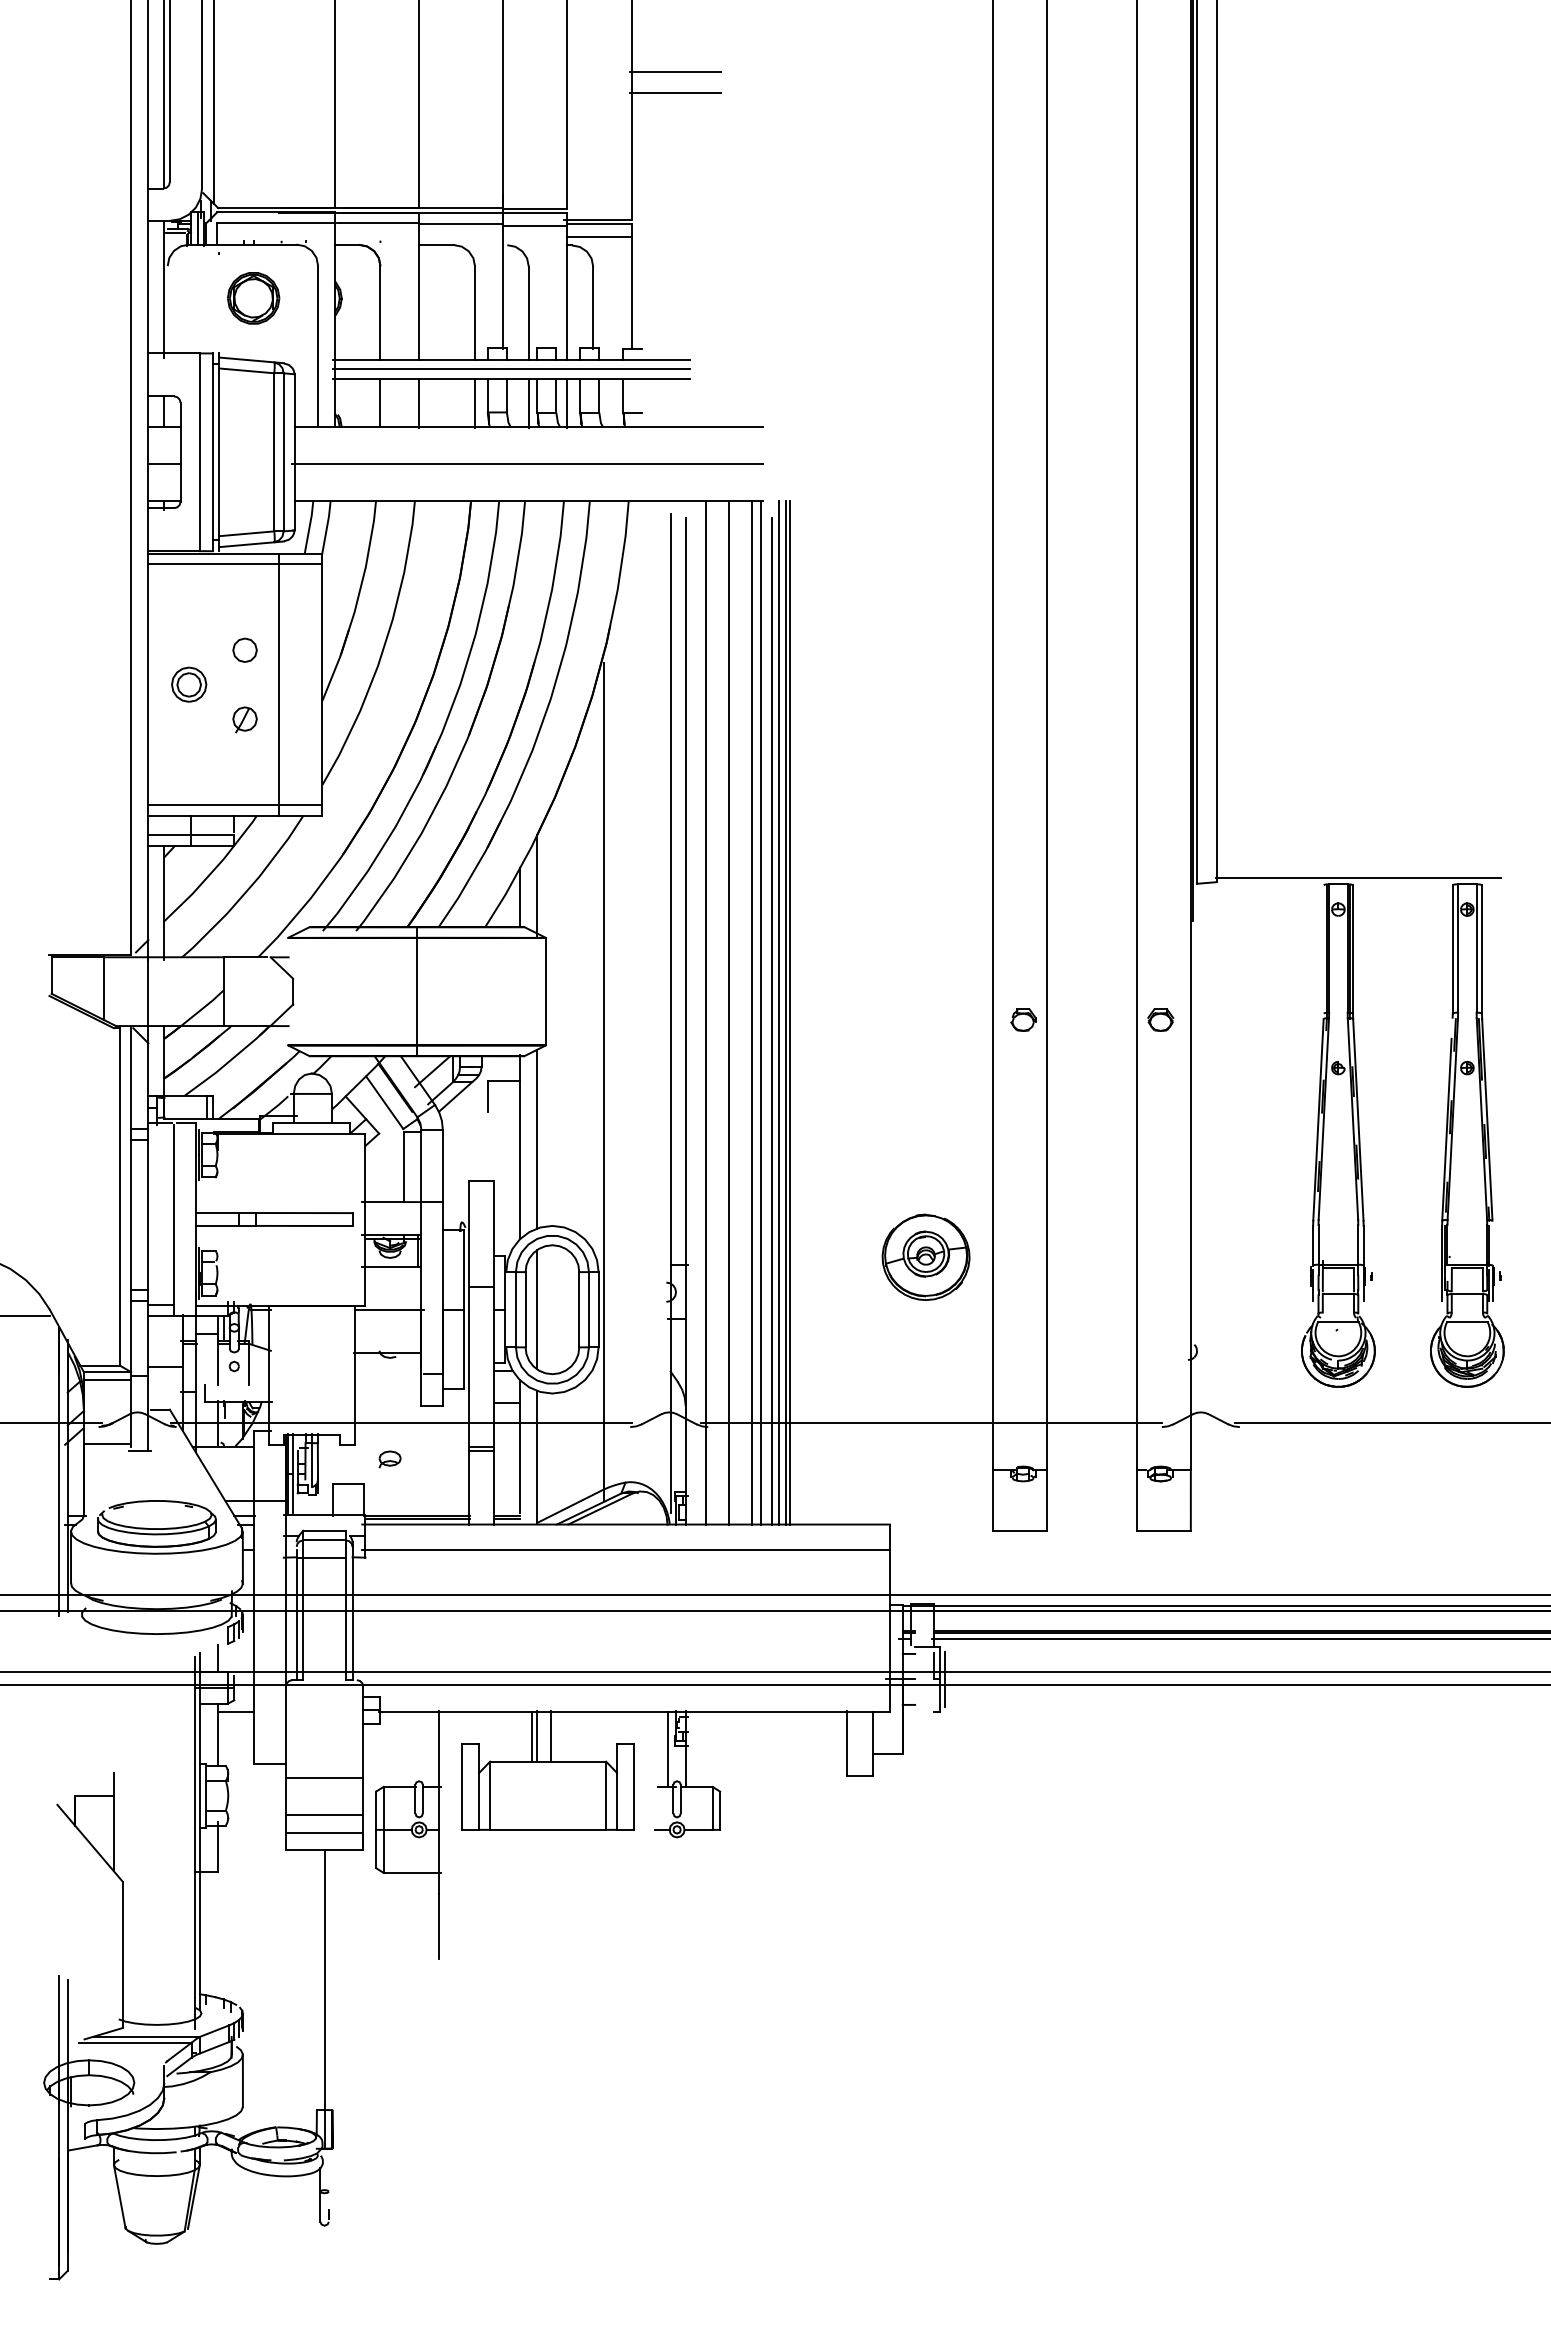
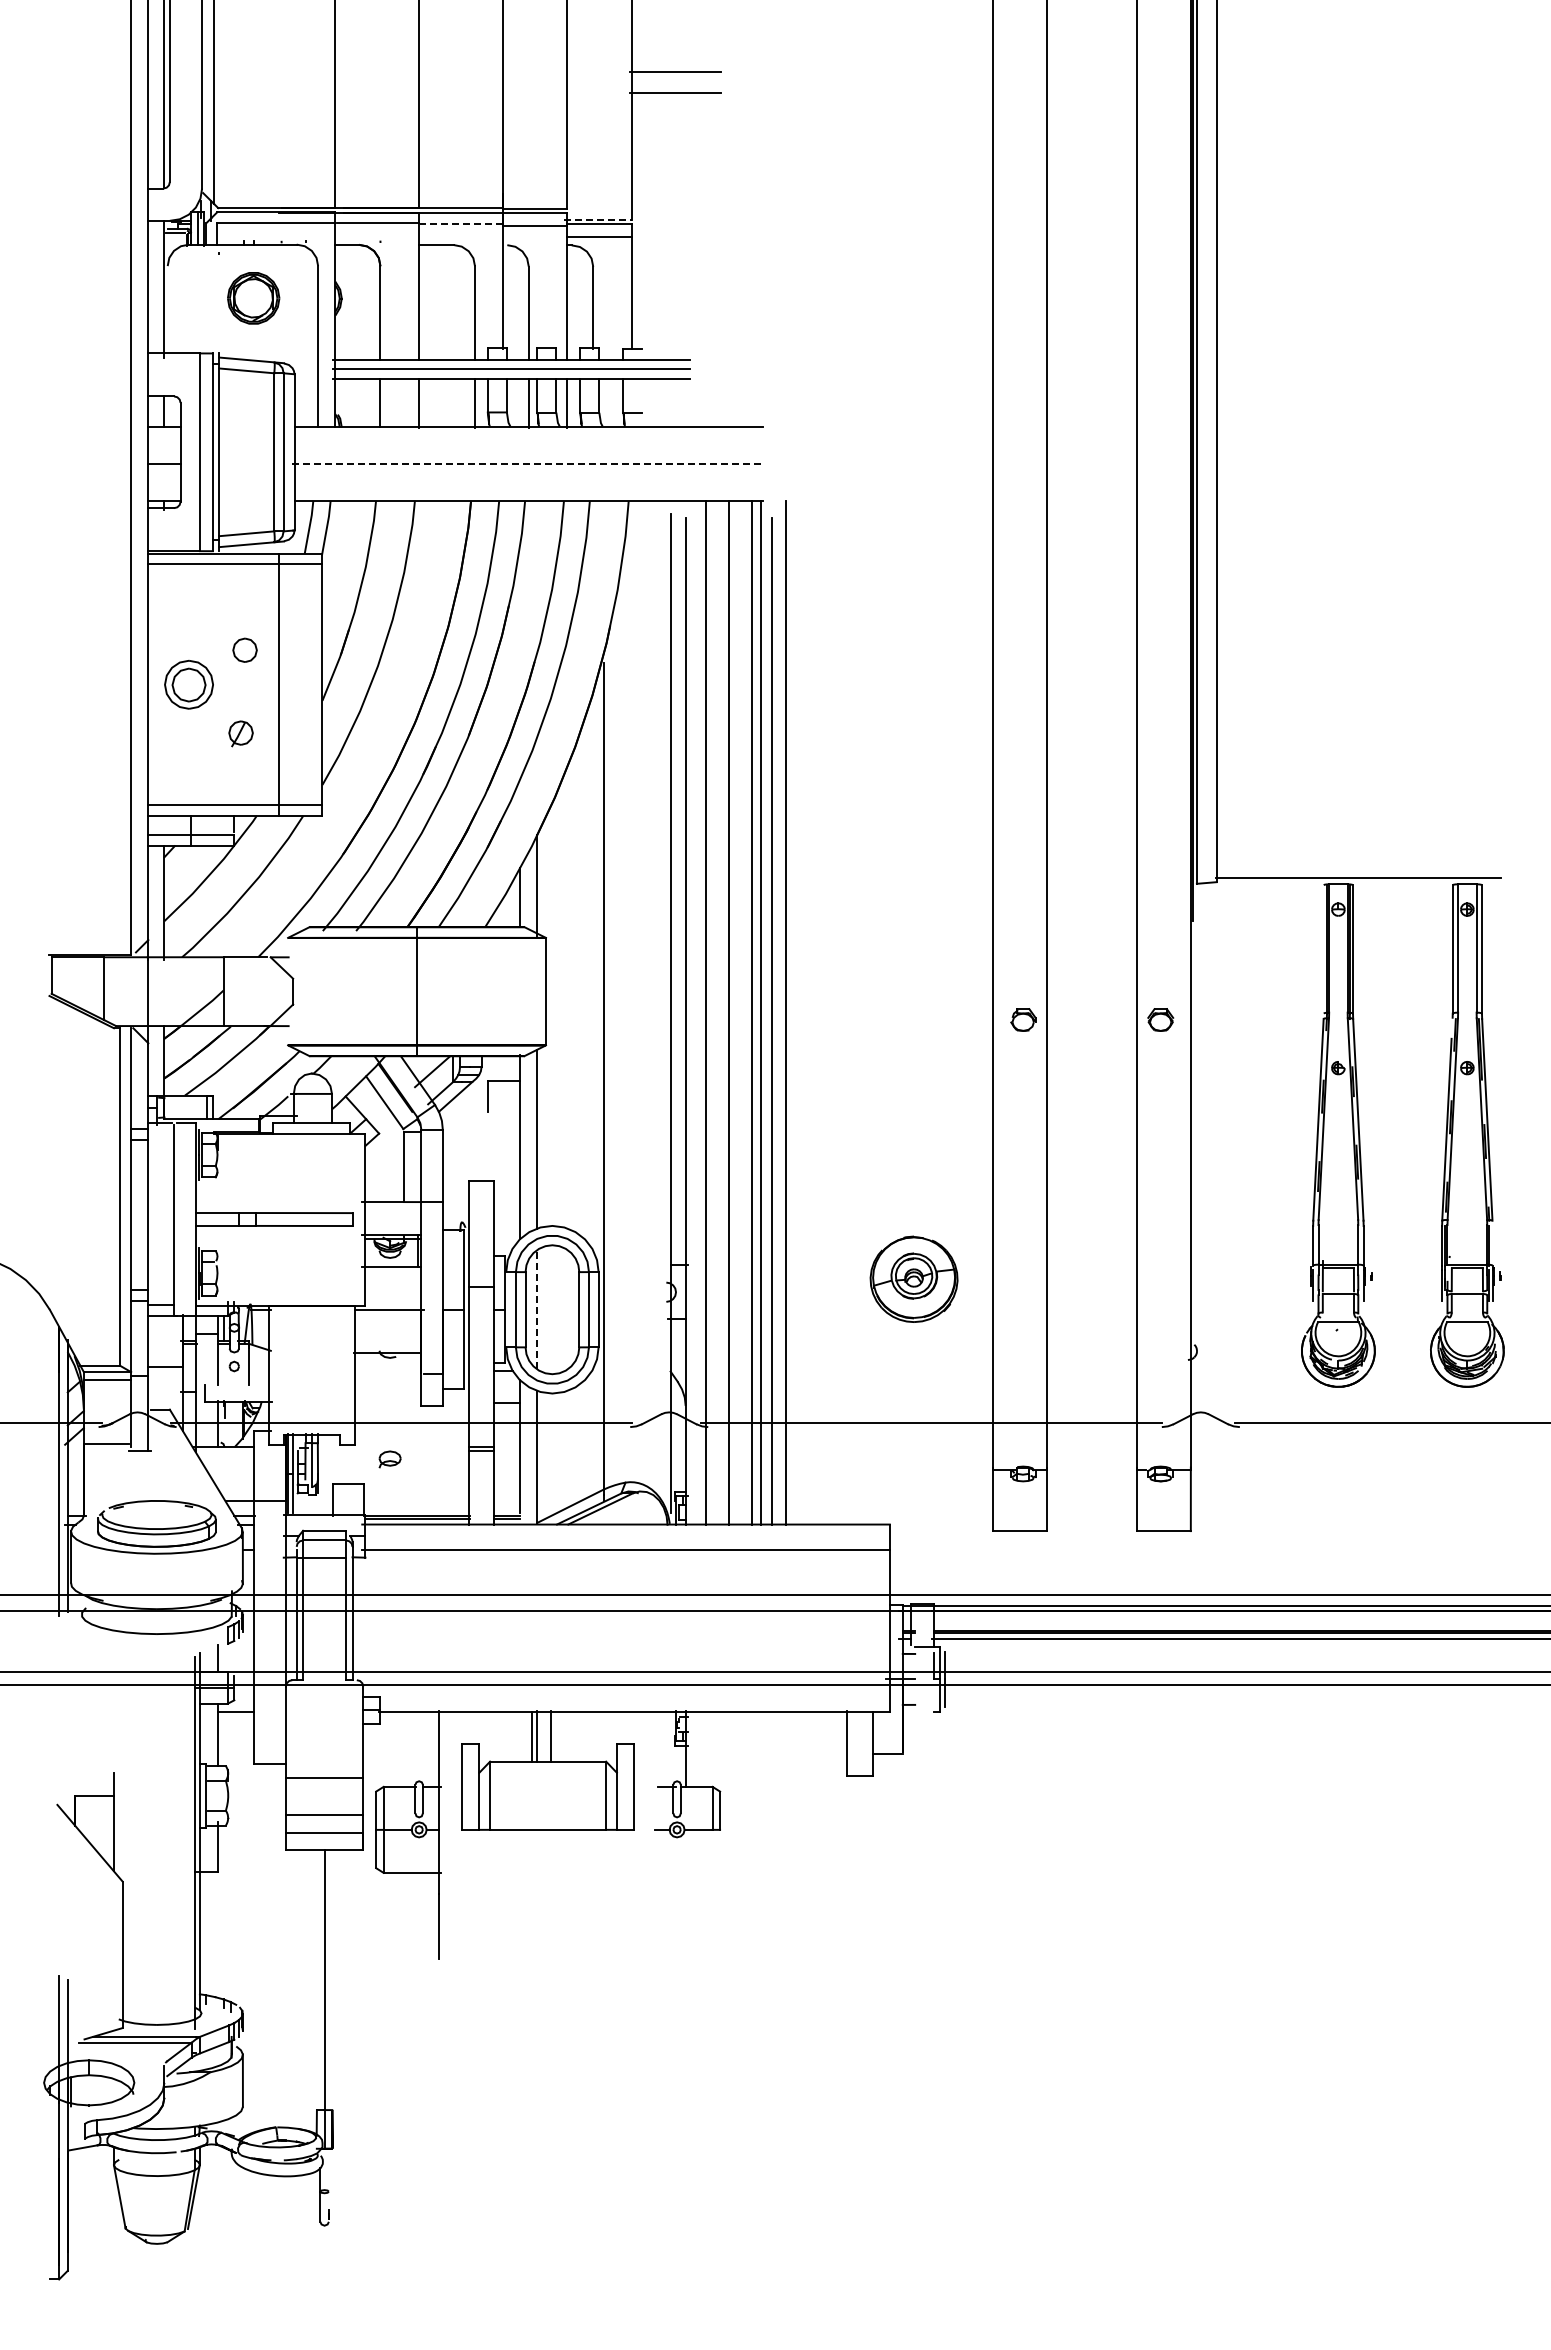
line: solid -> dashed (598, 219)
line: solid -> dashed (461, 223)
line: solid -> dashed (528, 463)
part size: 37x37 px -> 50x50 px (188, 684)
part position: (244, 719) -> (240, 733) (240, 733)
line: present -> none (779, 1012)
line: present -> none (790, 1013)
part position: (925, 1256) -> (913, 1278) (913, 1278)
line: solid -> dashed (537, 1309)
line: present -> none (26, 1315)
line: present -> none (667, 1748)
